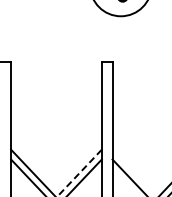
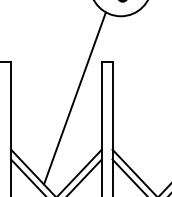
line: none -> present (74, 98)
line: none -> present (133, 171)
line: dashed -> solid (79, 173)
